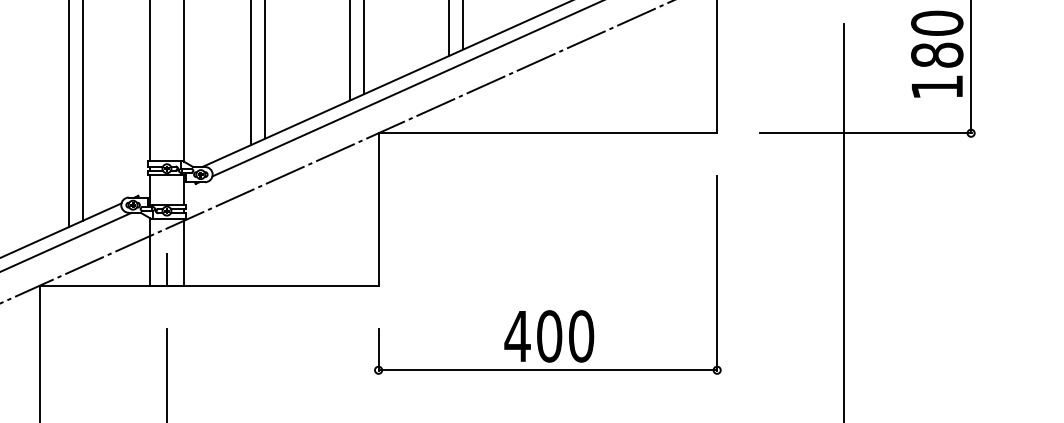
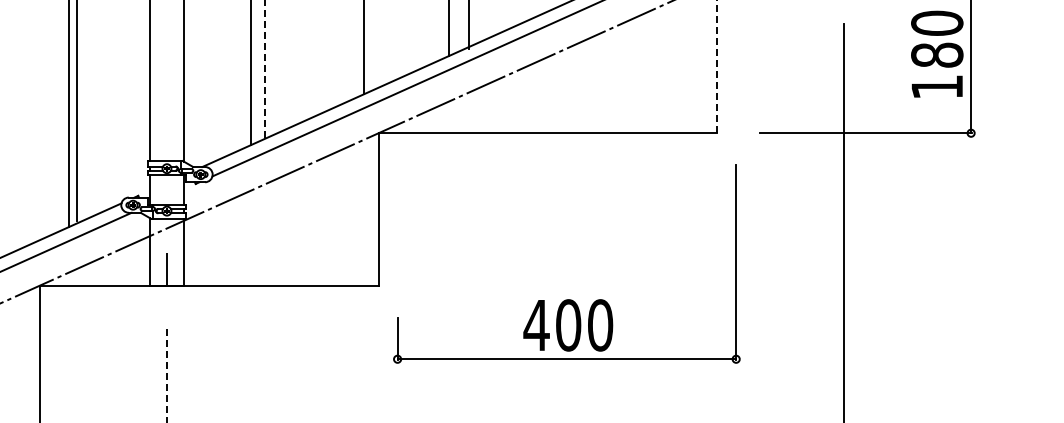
line position: (463, 25) -> (469, 25) (469, 25)
line: present -> none (349, 51)
line: solid -> dashed (717, 66)
line: solid -> dashed (265, 69)
line position: (83, 111) -> (77, 111) (77, 111)
part position: (547, 310) -> (566, 299) (566, 299)
line: solid -> dashed (166, 375)
